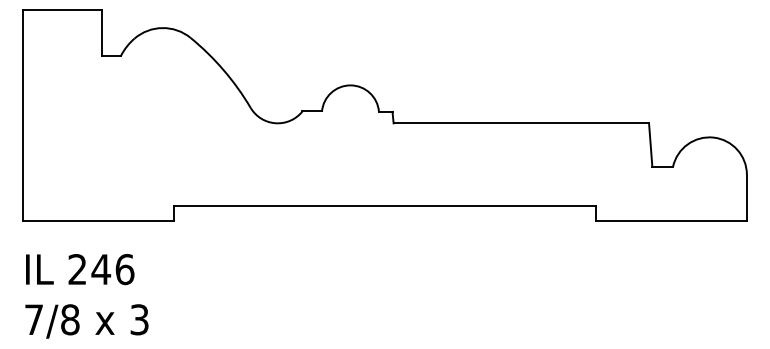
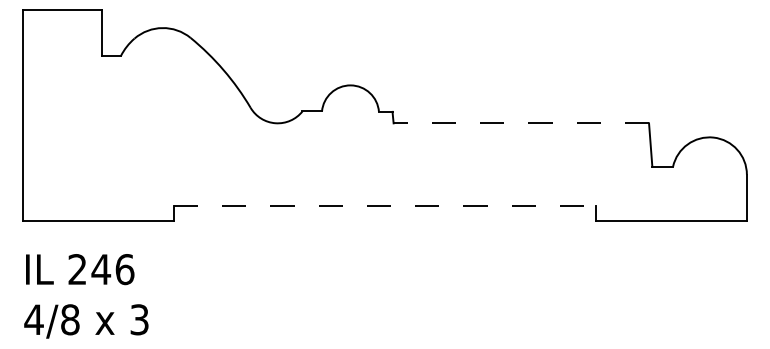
line: solid -> dashed (521, 123)
line: solid -> dashed (385, 206)
text: 7/8 -> 4/8 (33, 319)
